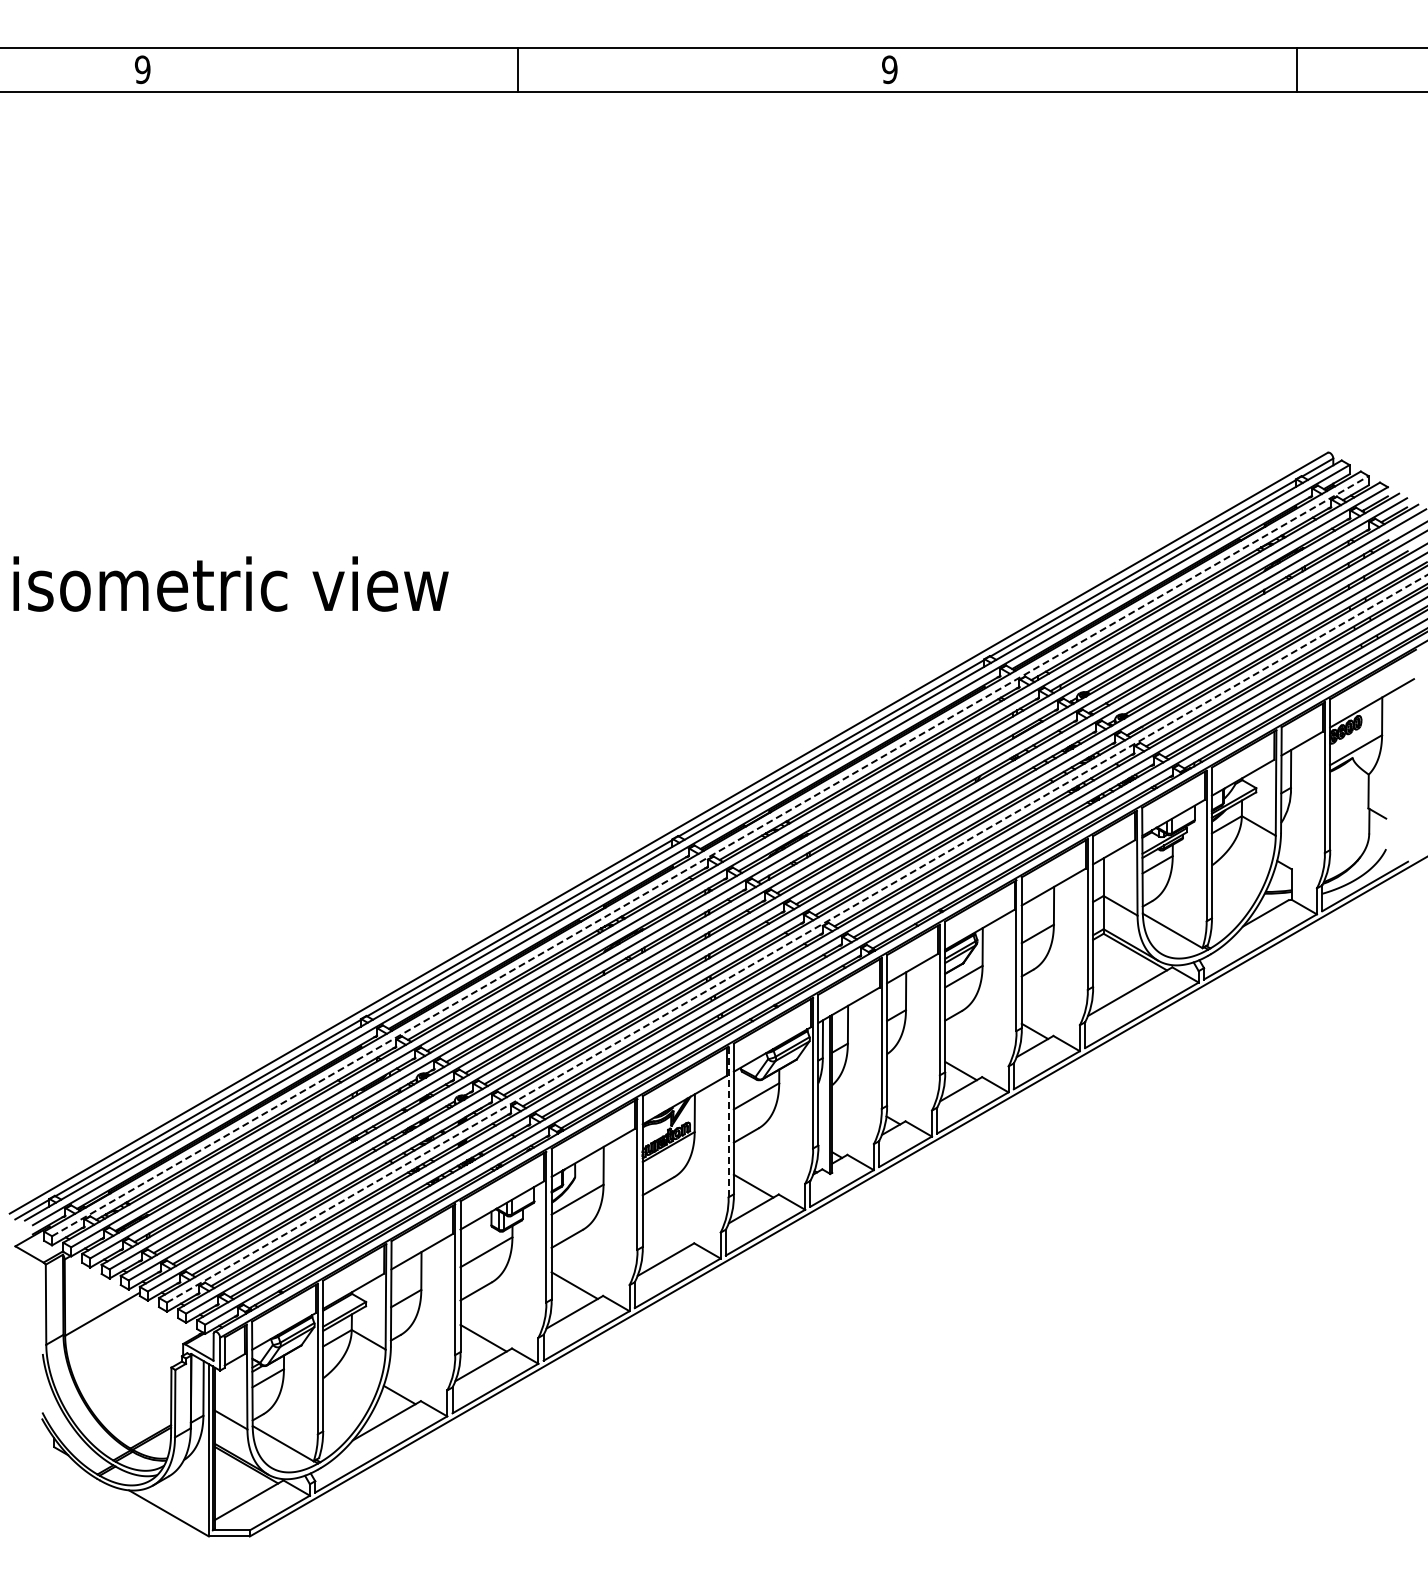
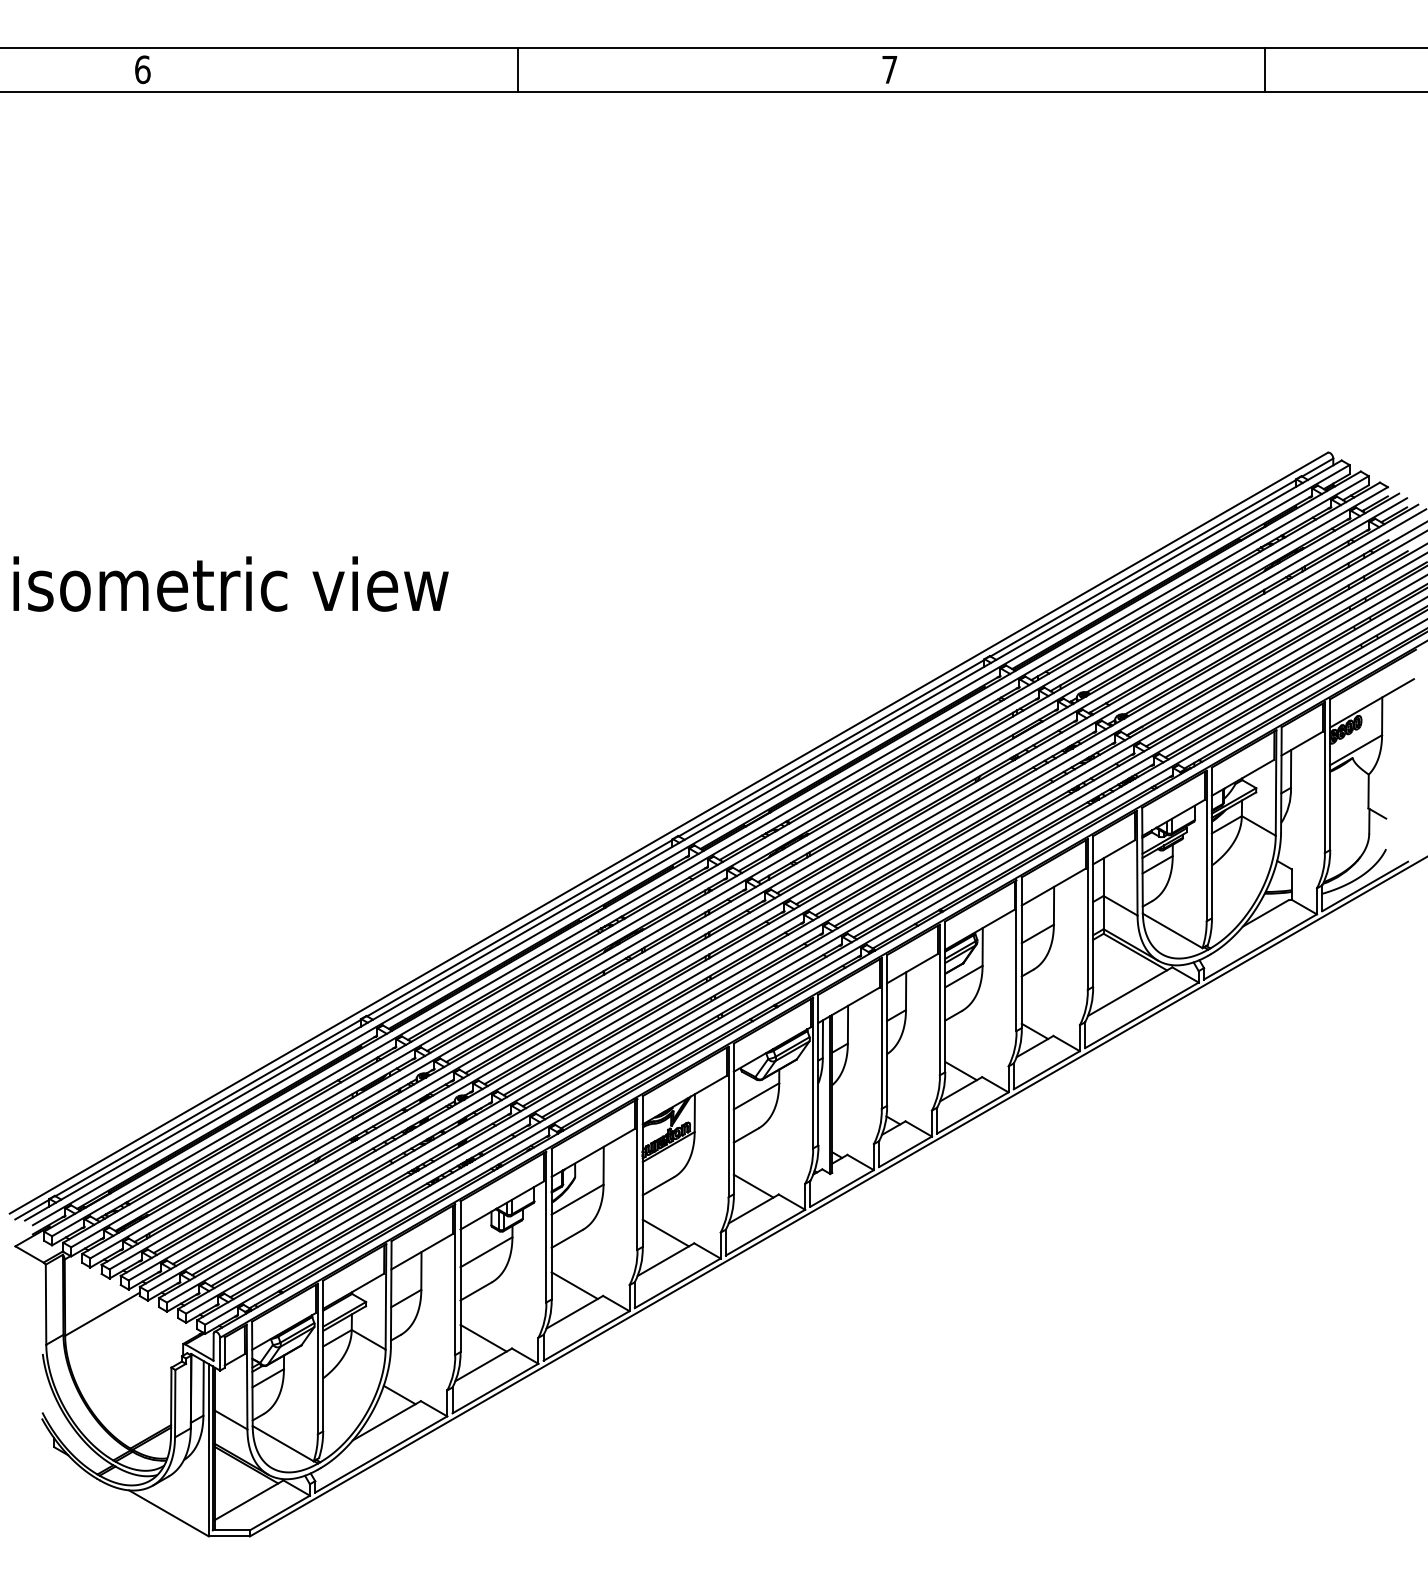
text: 9 -> 6 (142, 69)
text: 9 -> 7 (889, 69)
line position: (1297, 69) -> (1265, 69) (1265, 69)
line: dashed -> solid (710, 855)
line: dashed -> solid (797, 938)
line: dashed -> solid (728, 1122)
line: none -> present (665, 1232)
